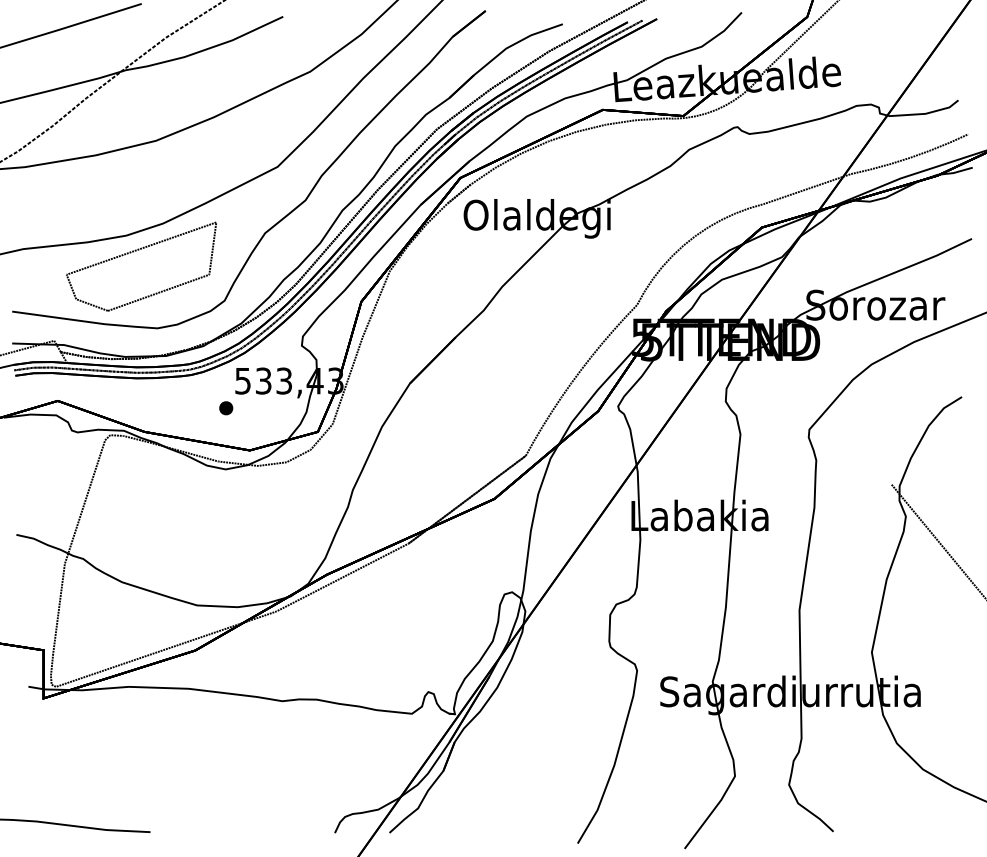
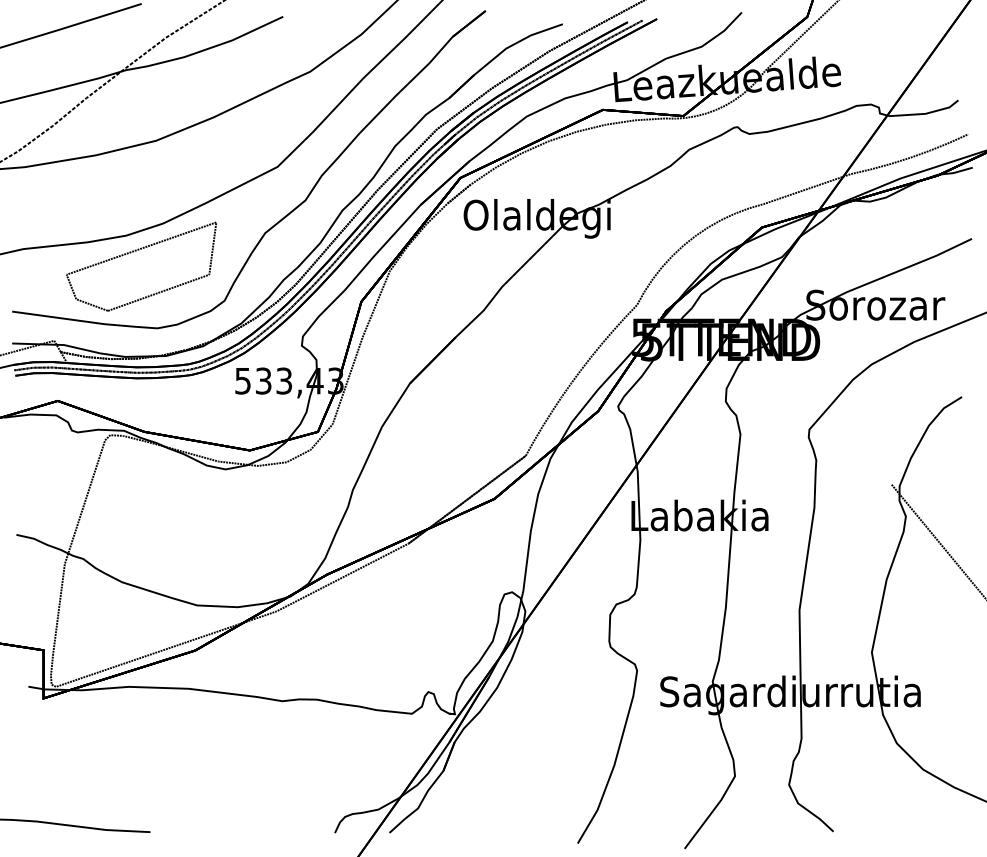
part: present -> none (226, 408)
